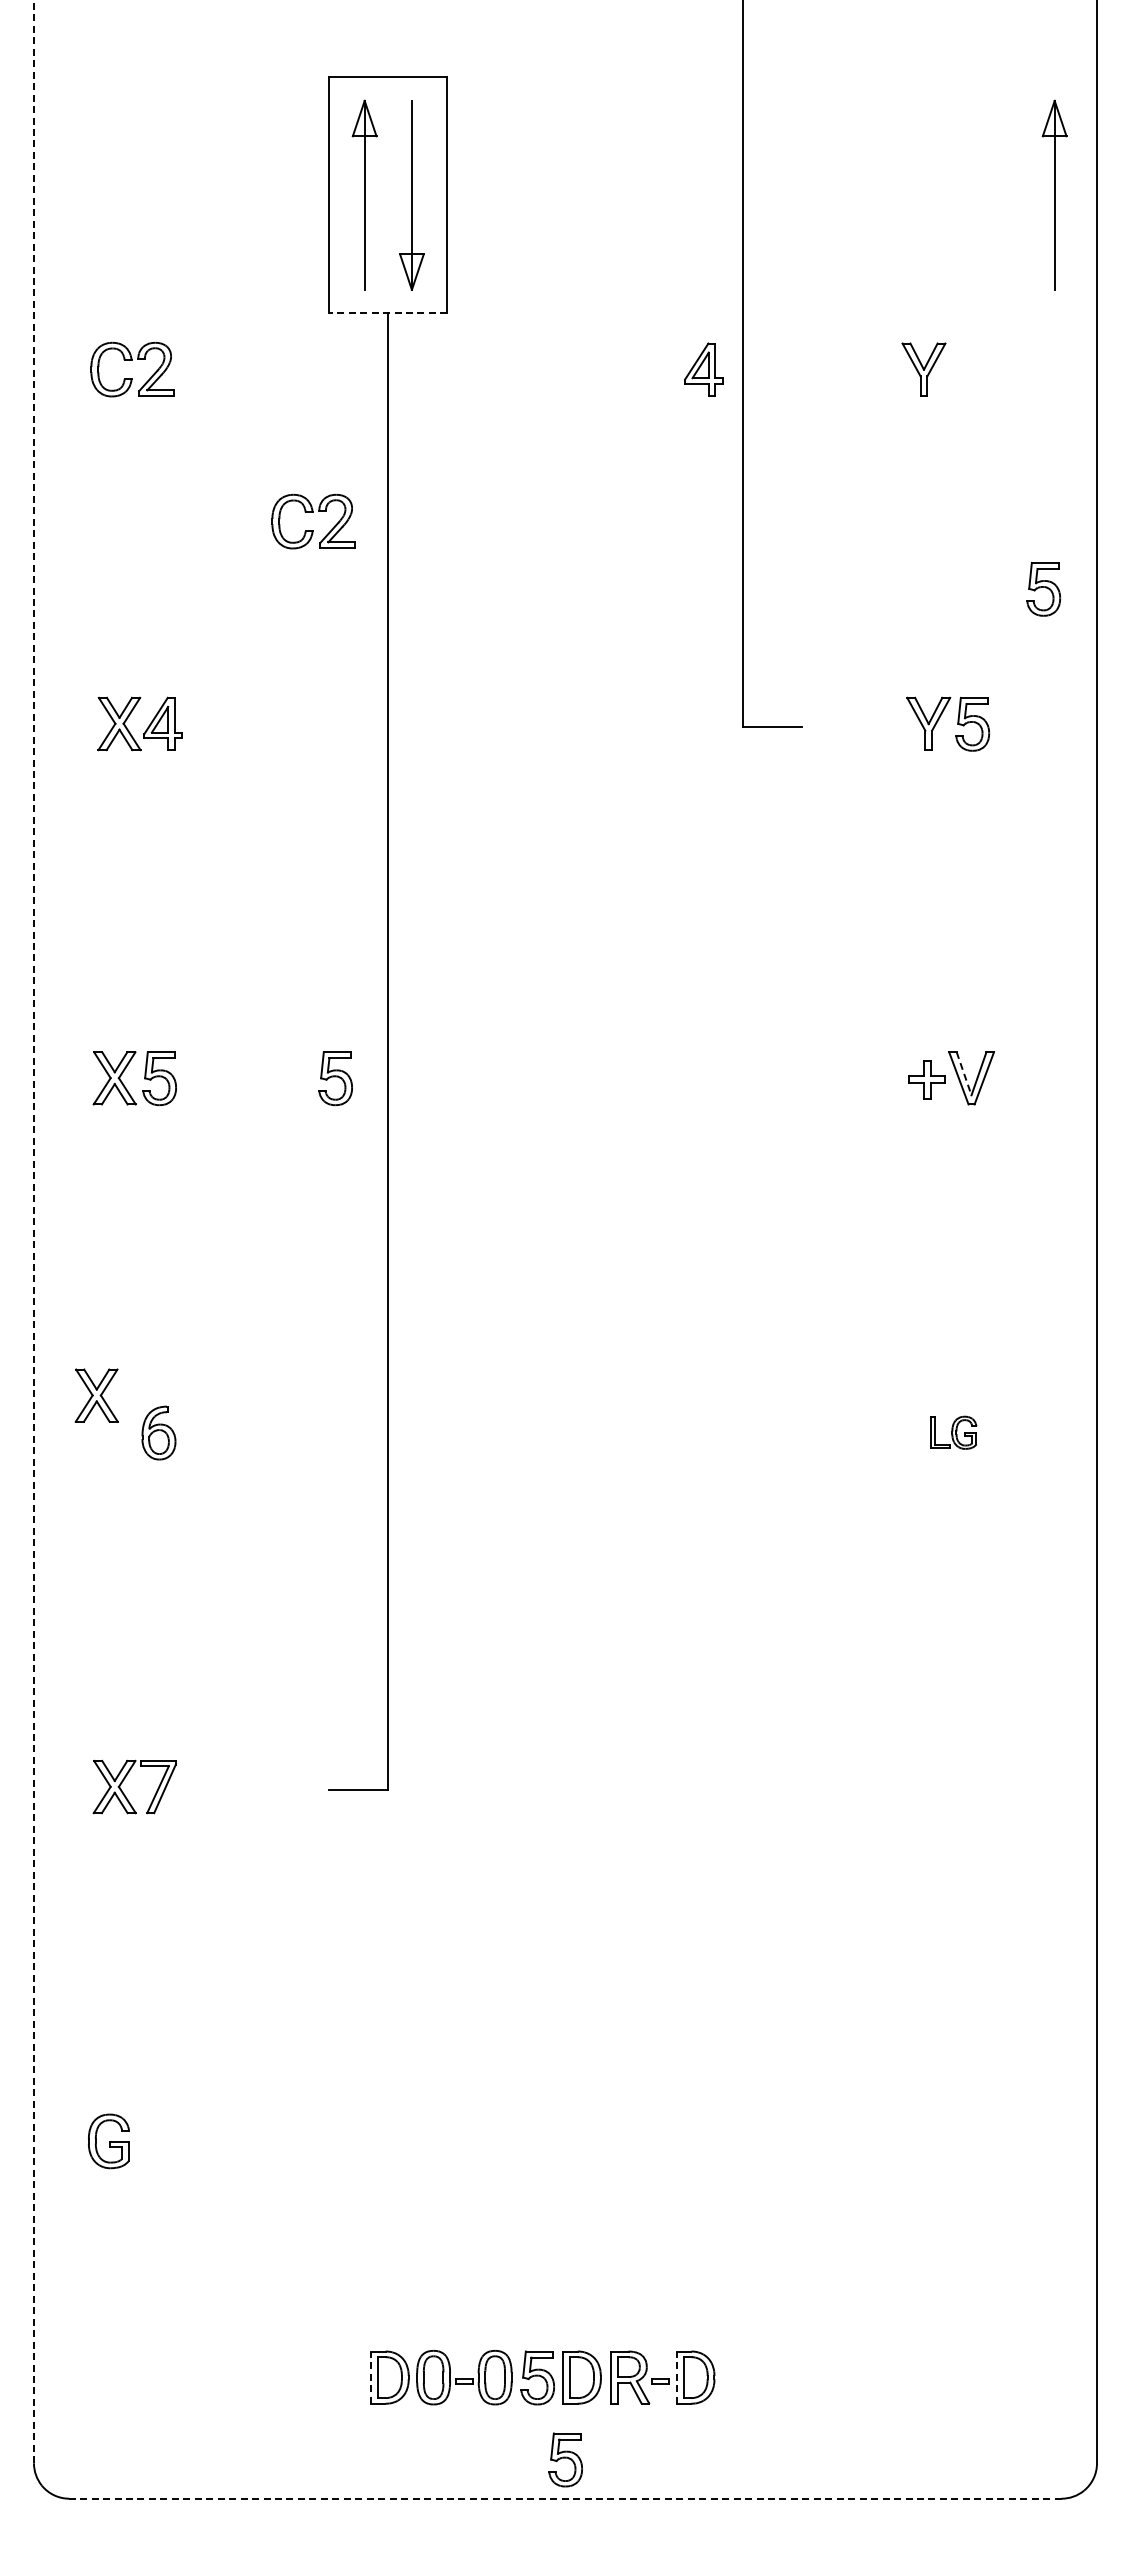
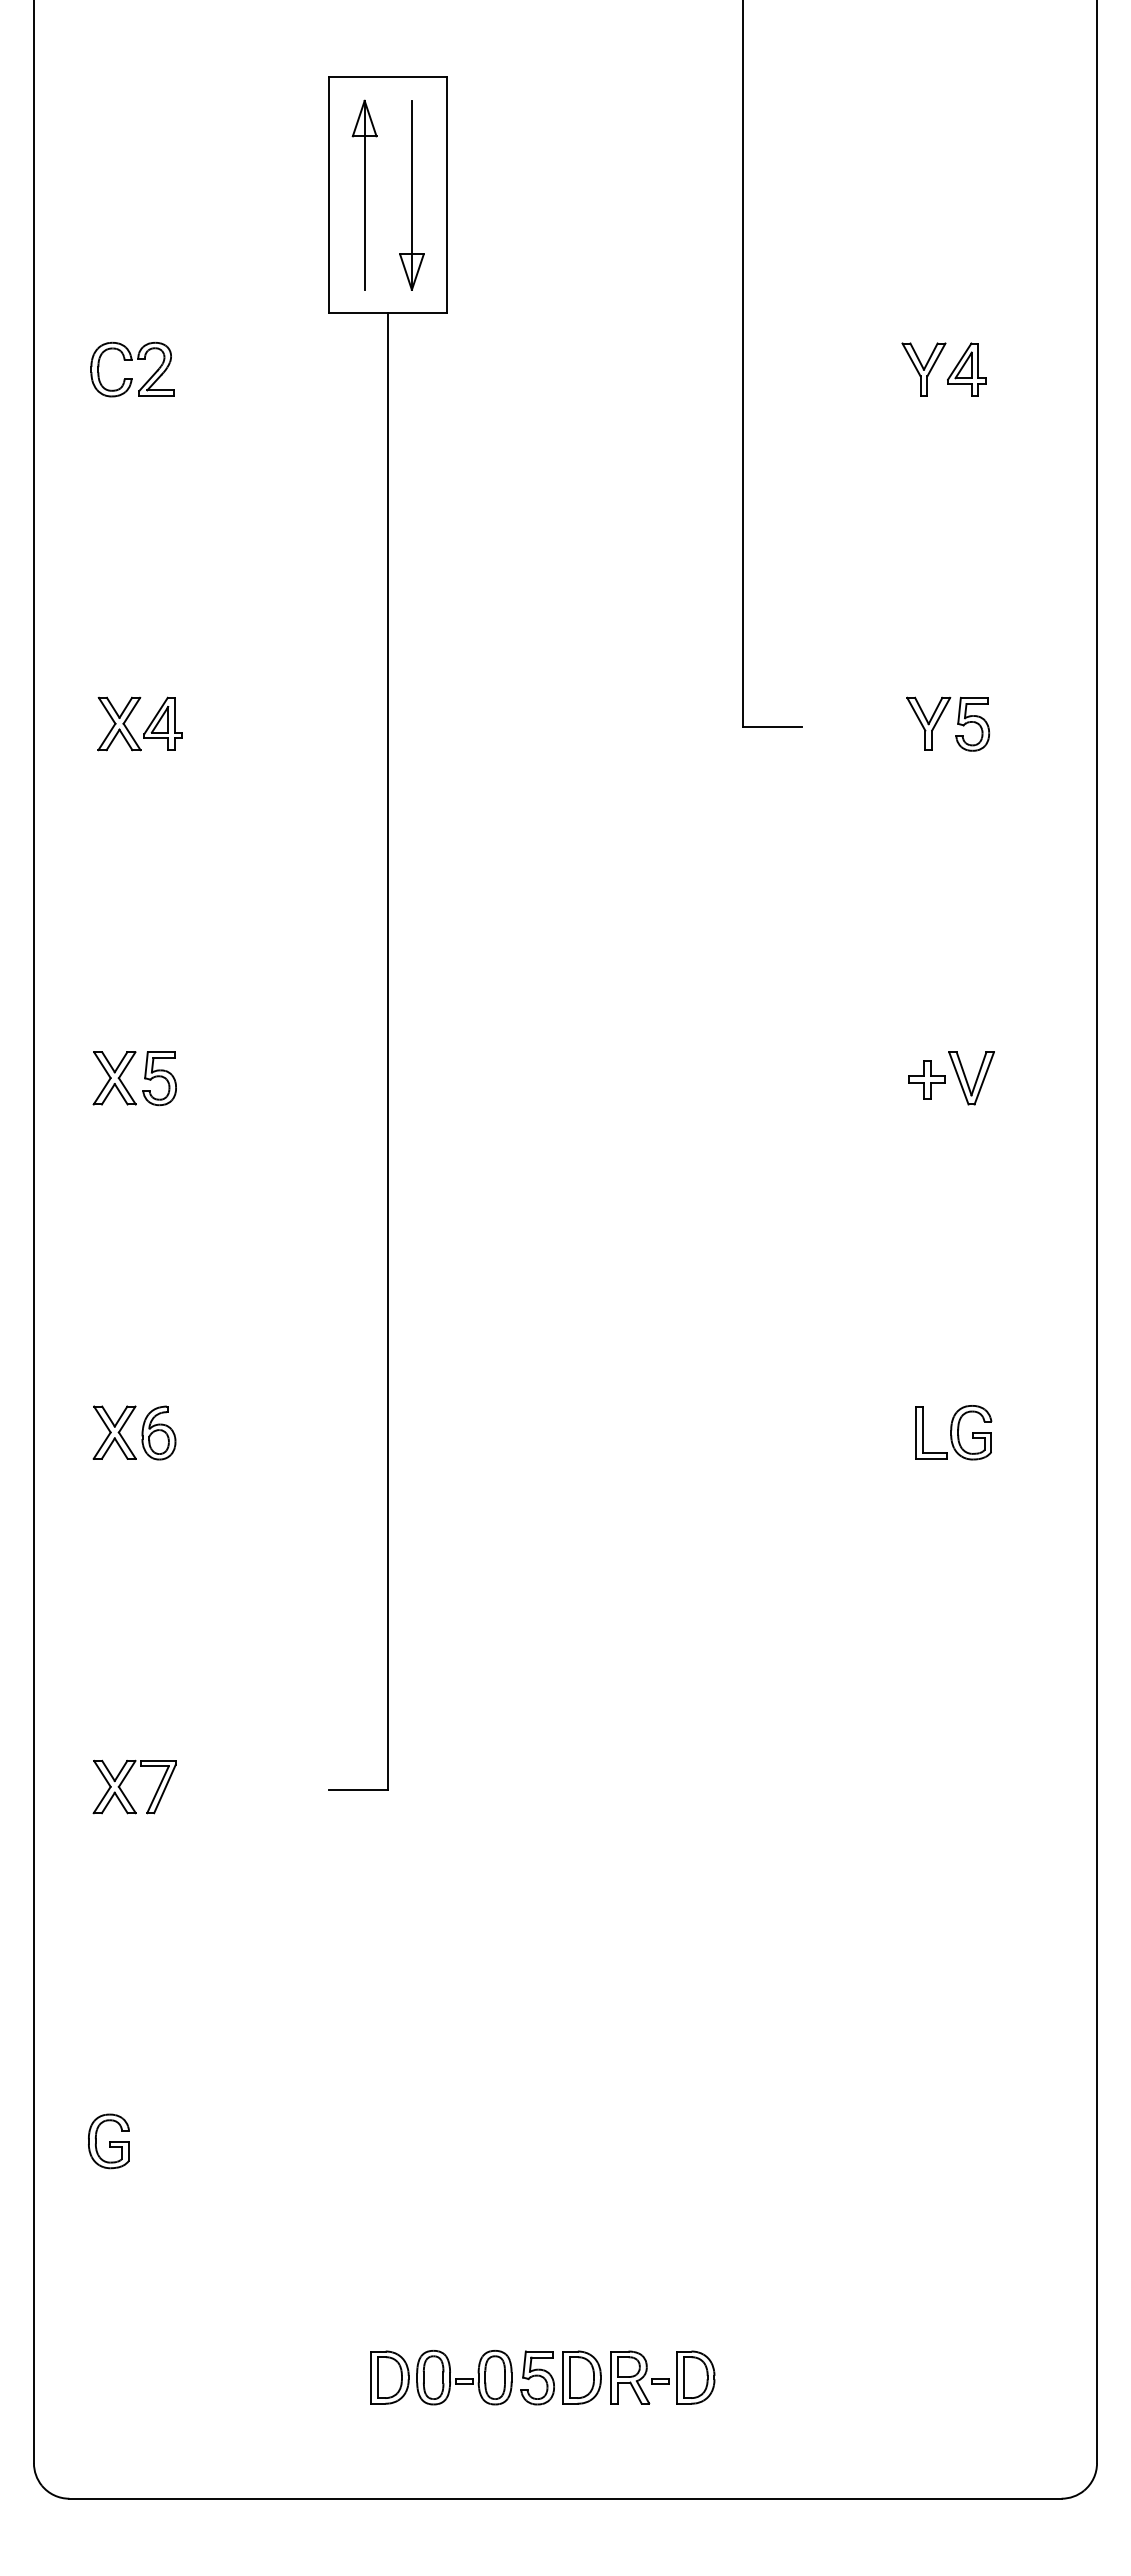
part: present -> none (1054, 194)
line: dashed -> solid (387, 313)
part position: (703, 369) -> (966, 369) (966, 369)
part: present -> none (313, 512)
part: present -> none (1043, 588)
line: dashed -> solid (964, 1073)
part: present -> none (335, 1078)
line: dashed -> solid (33, 1231)
part position: (96, 1395) -> (114, 1432) (114, 1432)
part size: 48x35 px -> 78x56 px (953, 1432)
line: dashed -> solid (370, 2377)
line: dashed -> solid (676, 2377)
part: present -> none (565, 2459)
line: dashed -> solid (564, 2498)
